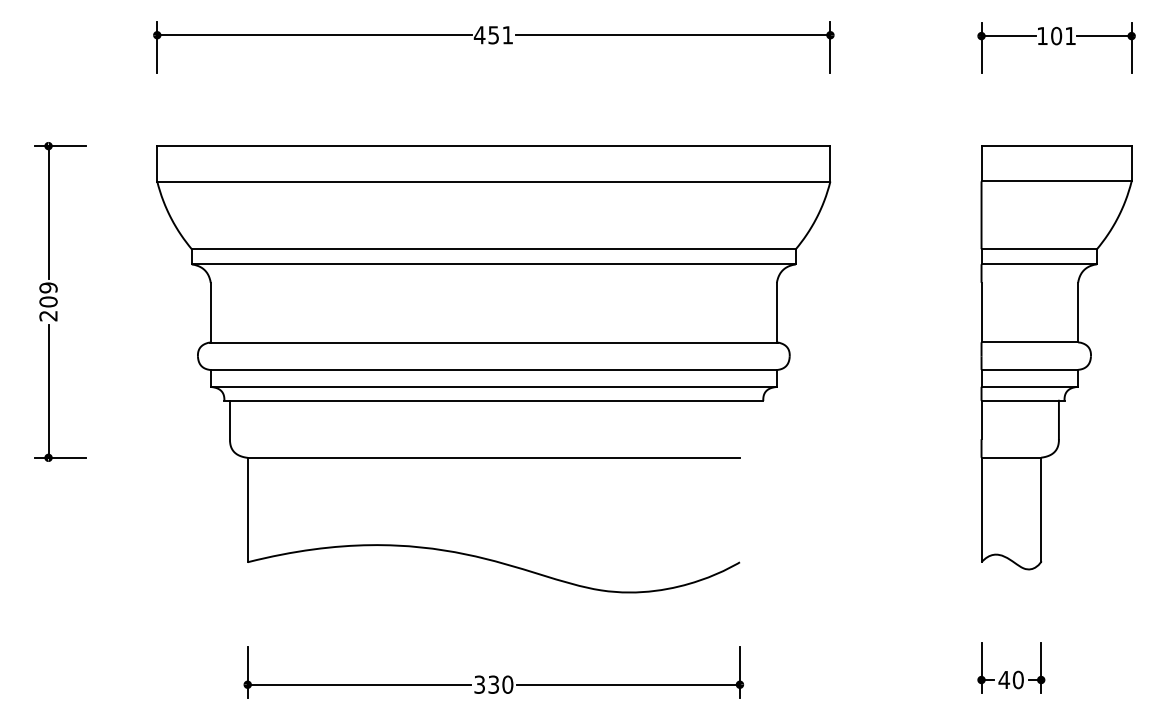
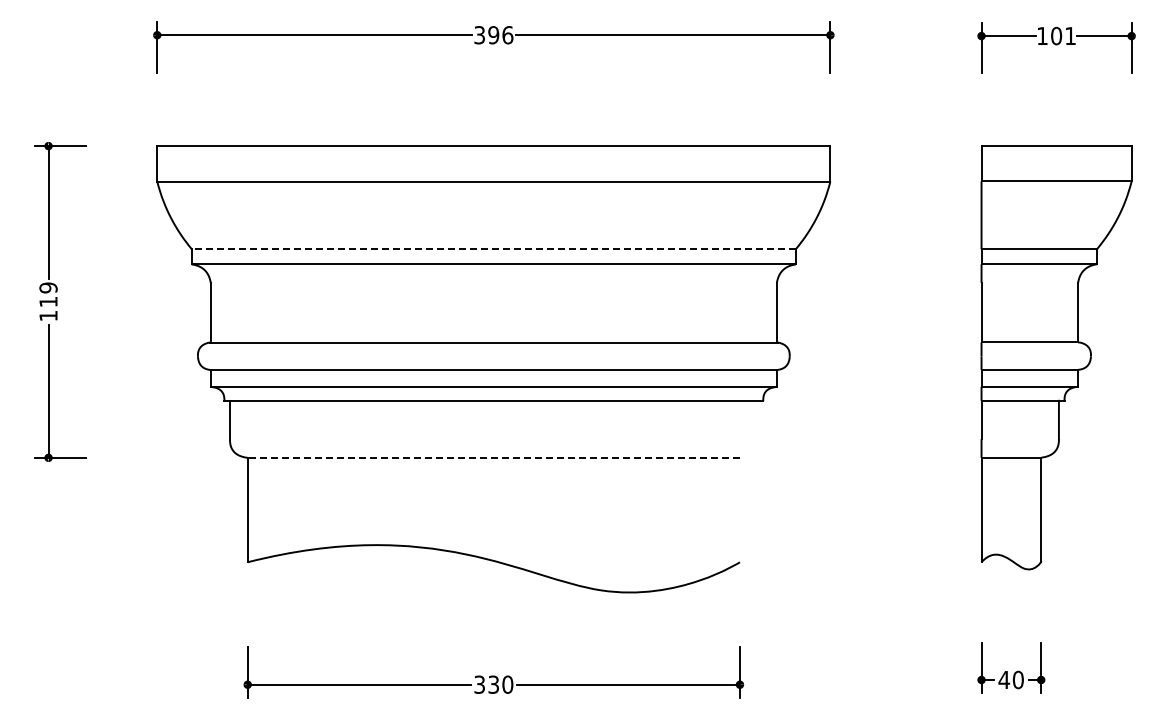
text: 451 -> 396 (493, 35)
line: solid -> dashed (493, 249)
text: 209 -> 119 (48, 308)
line: solid -> dashed (493, 457)
